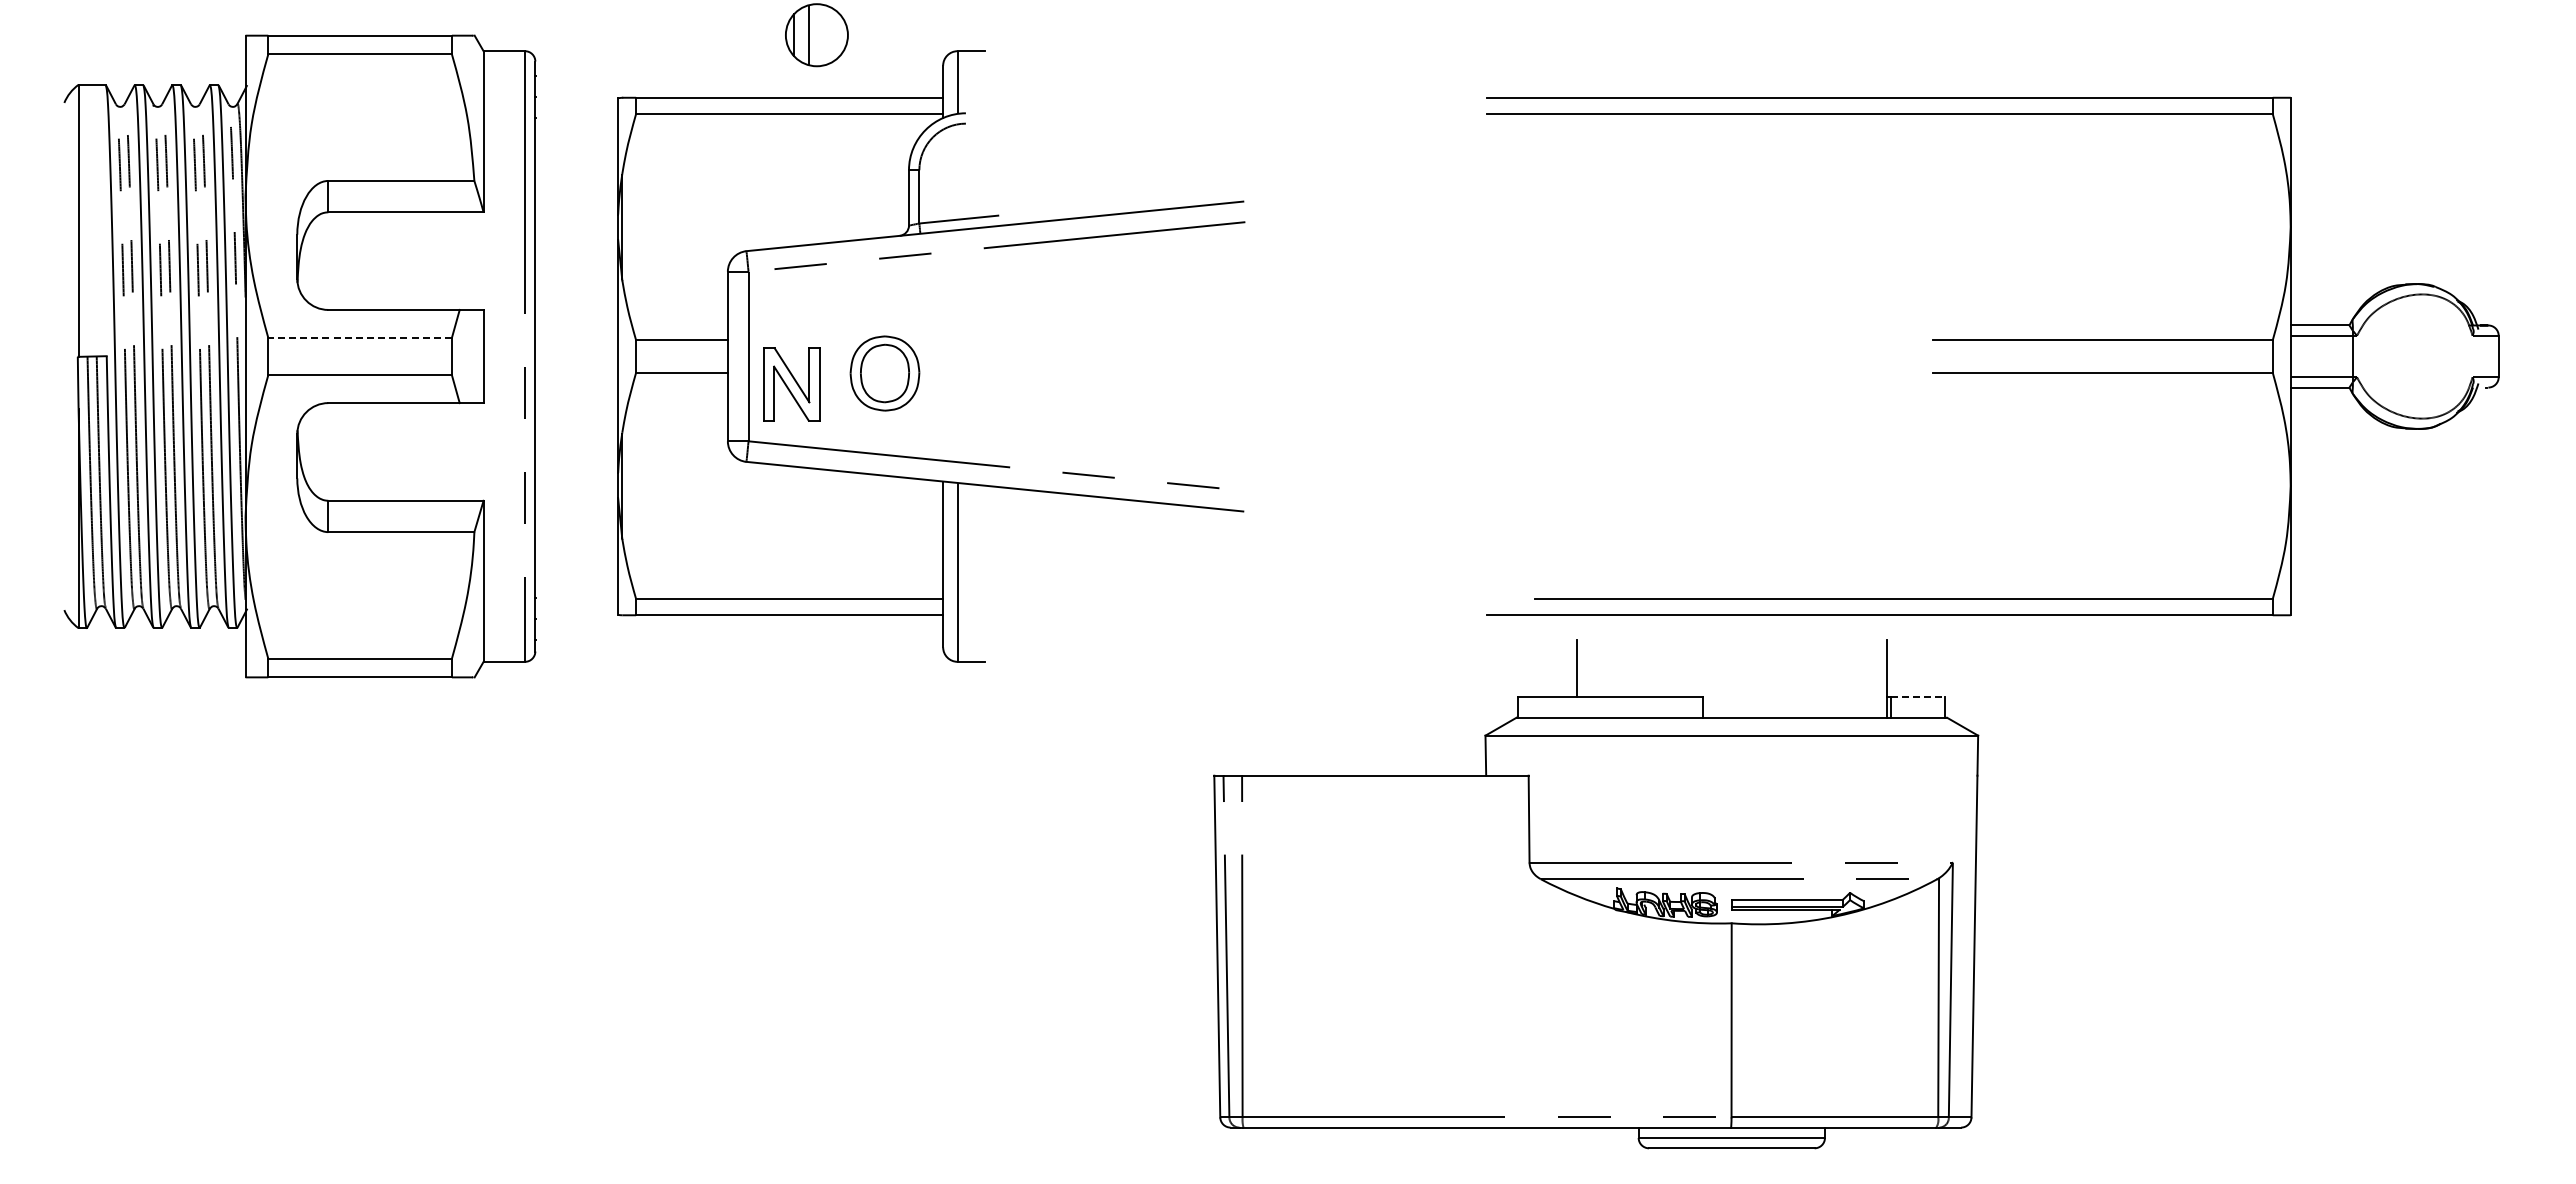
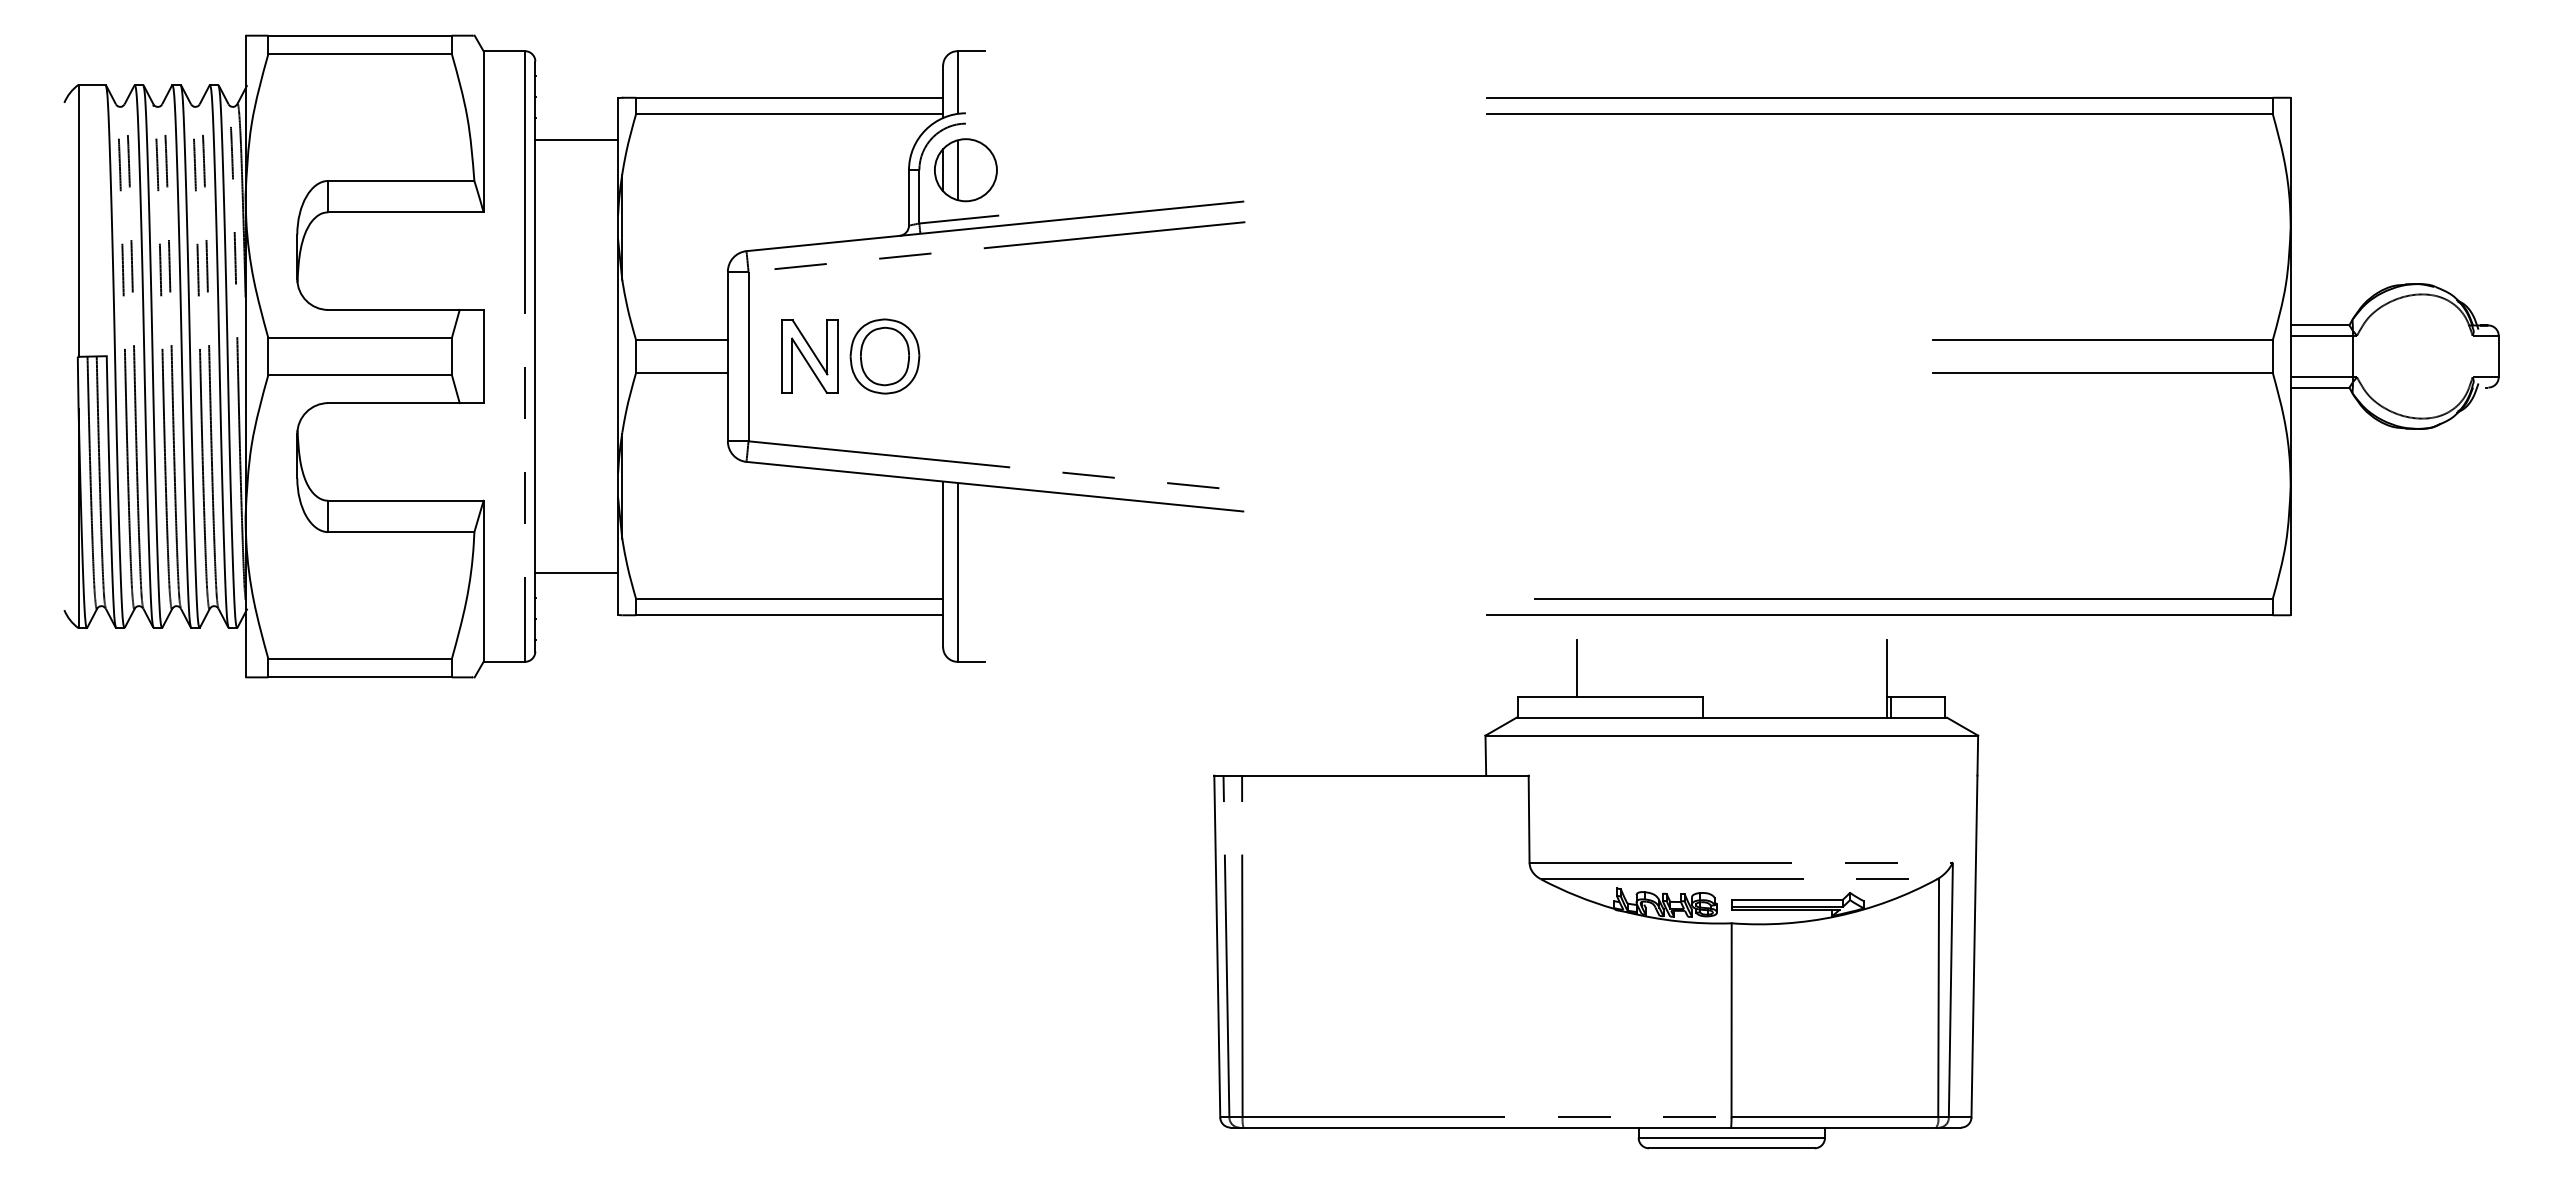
part position: (816, 35) -> (965, 170) (965, 170)
line: none -> present (576, 140)
line: dashed -> solid (360, 337)
part position: (884, 373) -> (884, 356) (884, 356)
part position: (791, 384) -> (809, 356) (809, 356)
line: none -> present (576, 572)
line: dashed -> solid (1918, 697)
